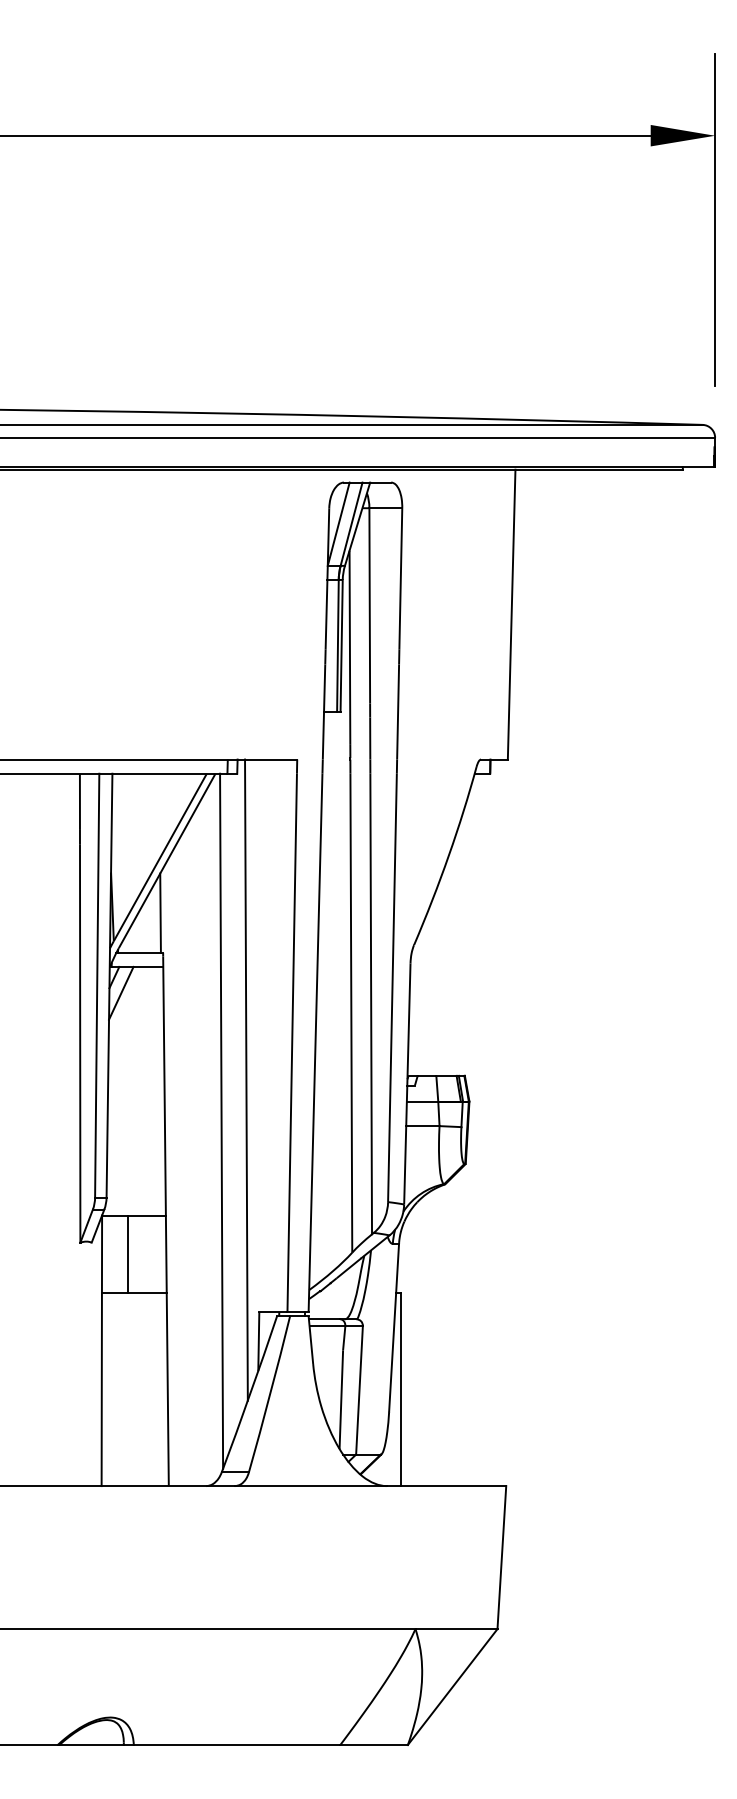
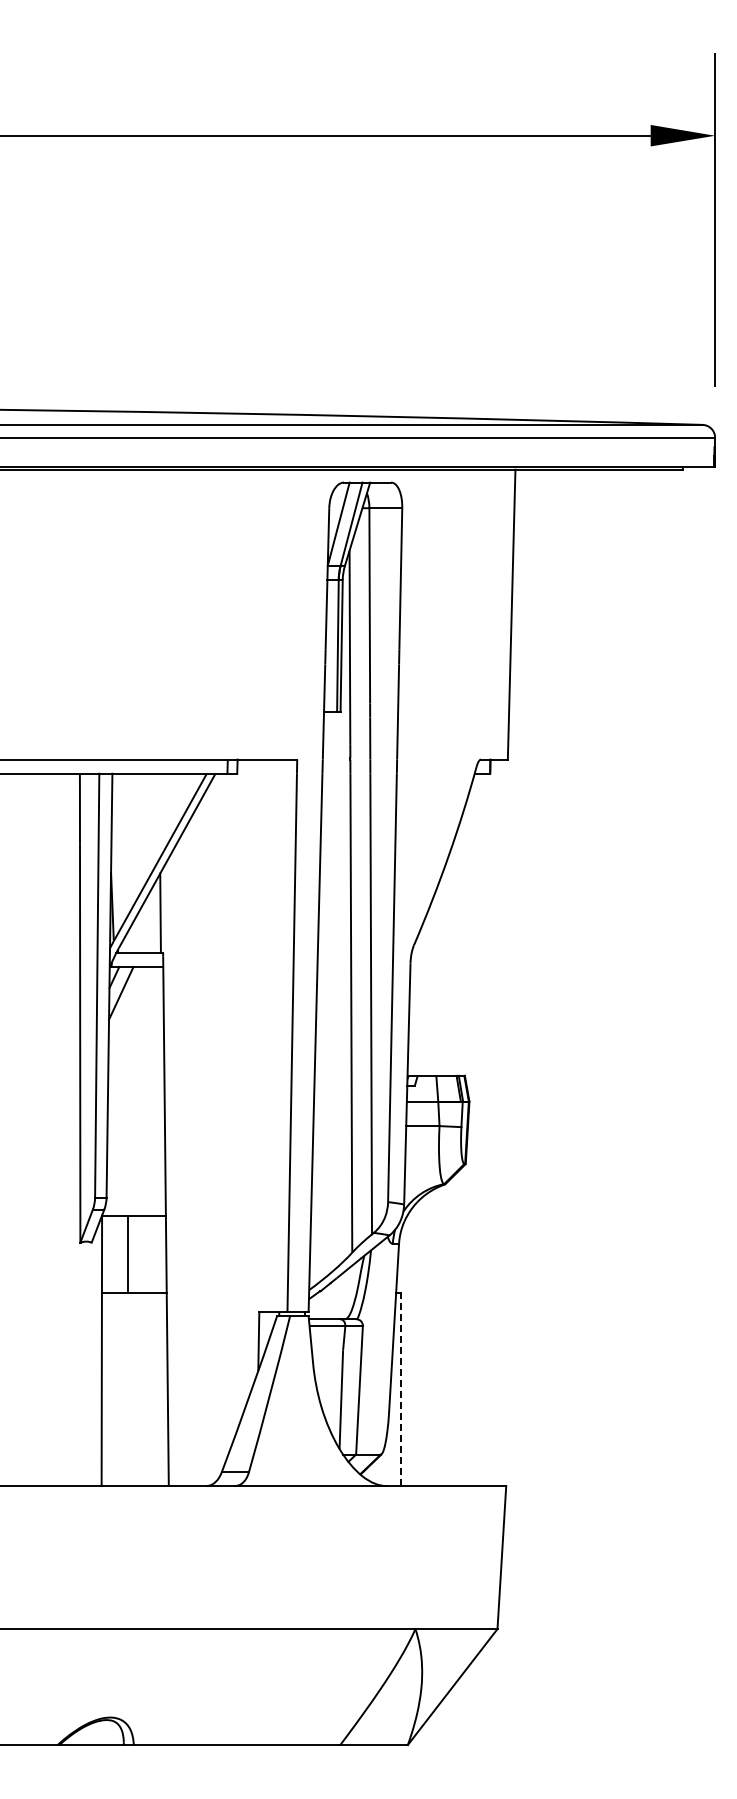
line: present -> none (246, 1079)
line: present -> none (221, 1120)
line: solid -> dashed (401, 1389)
